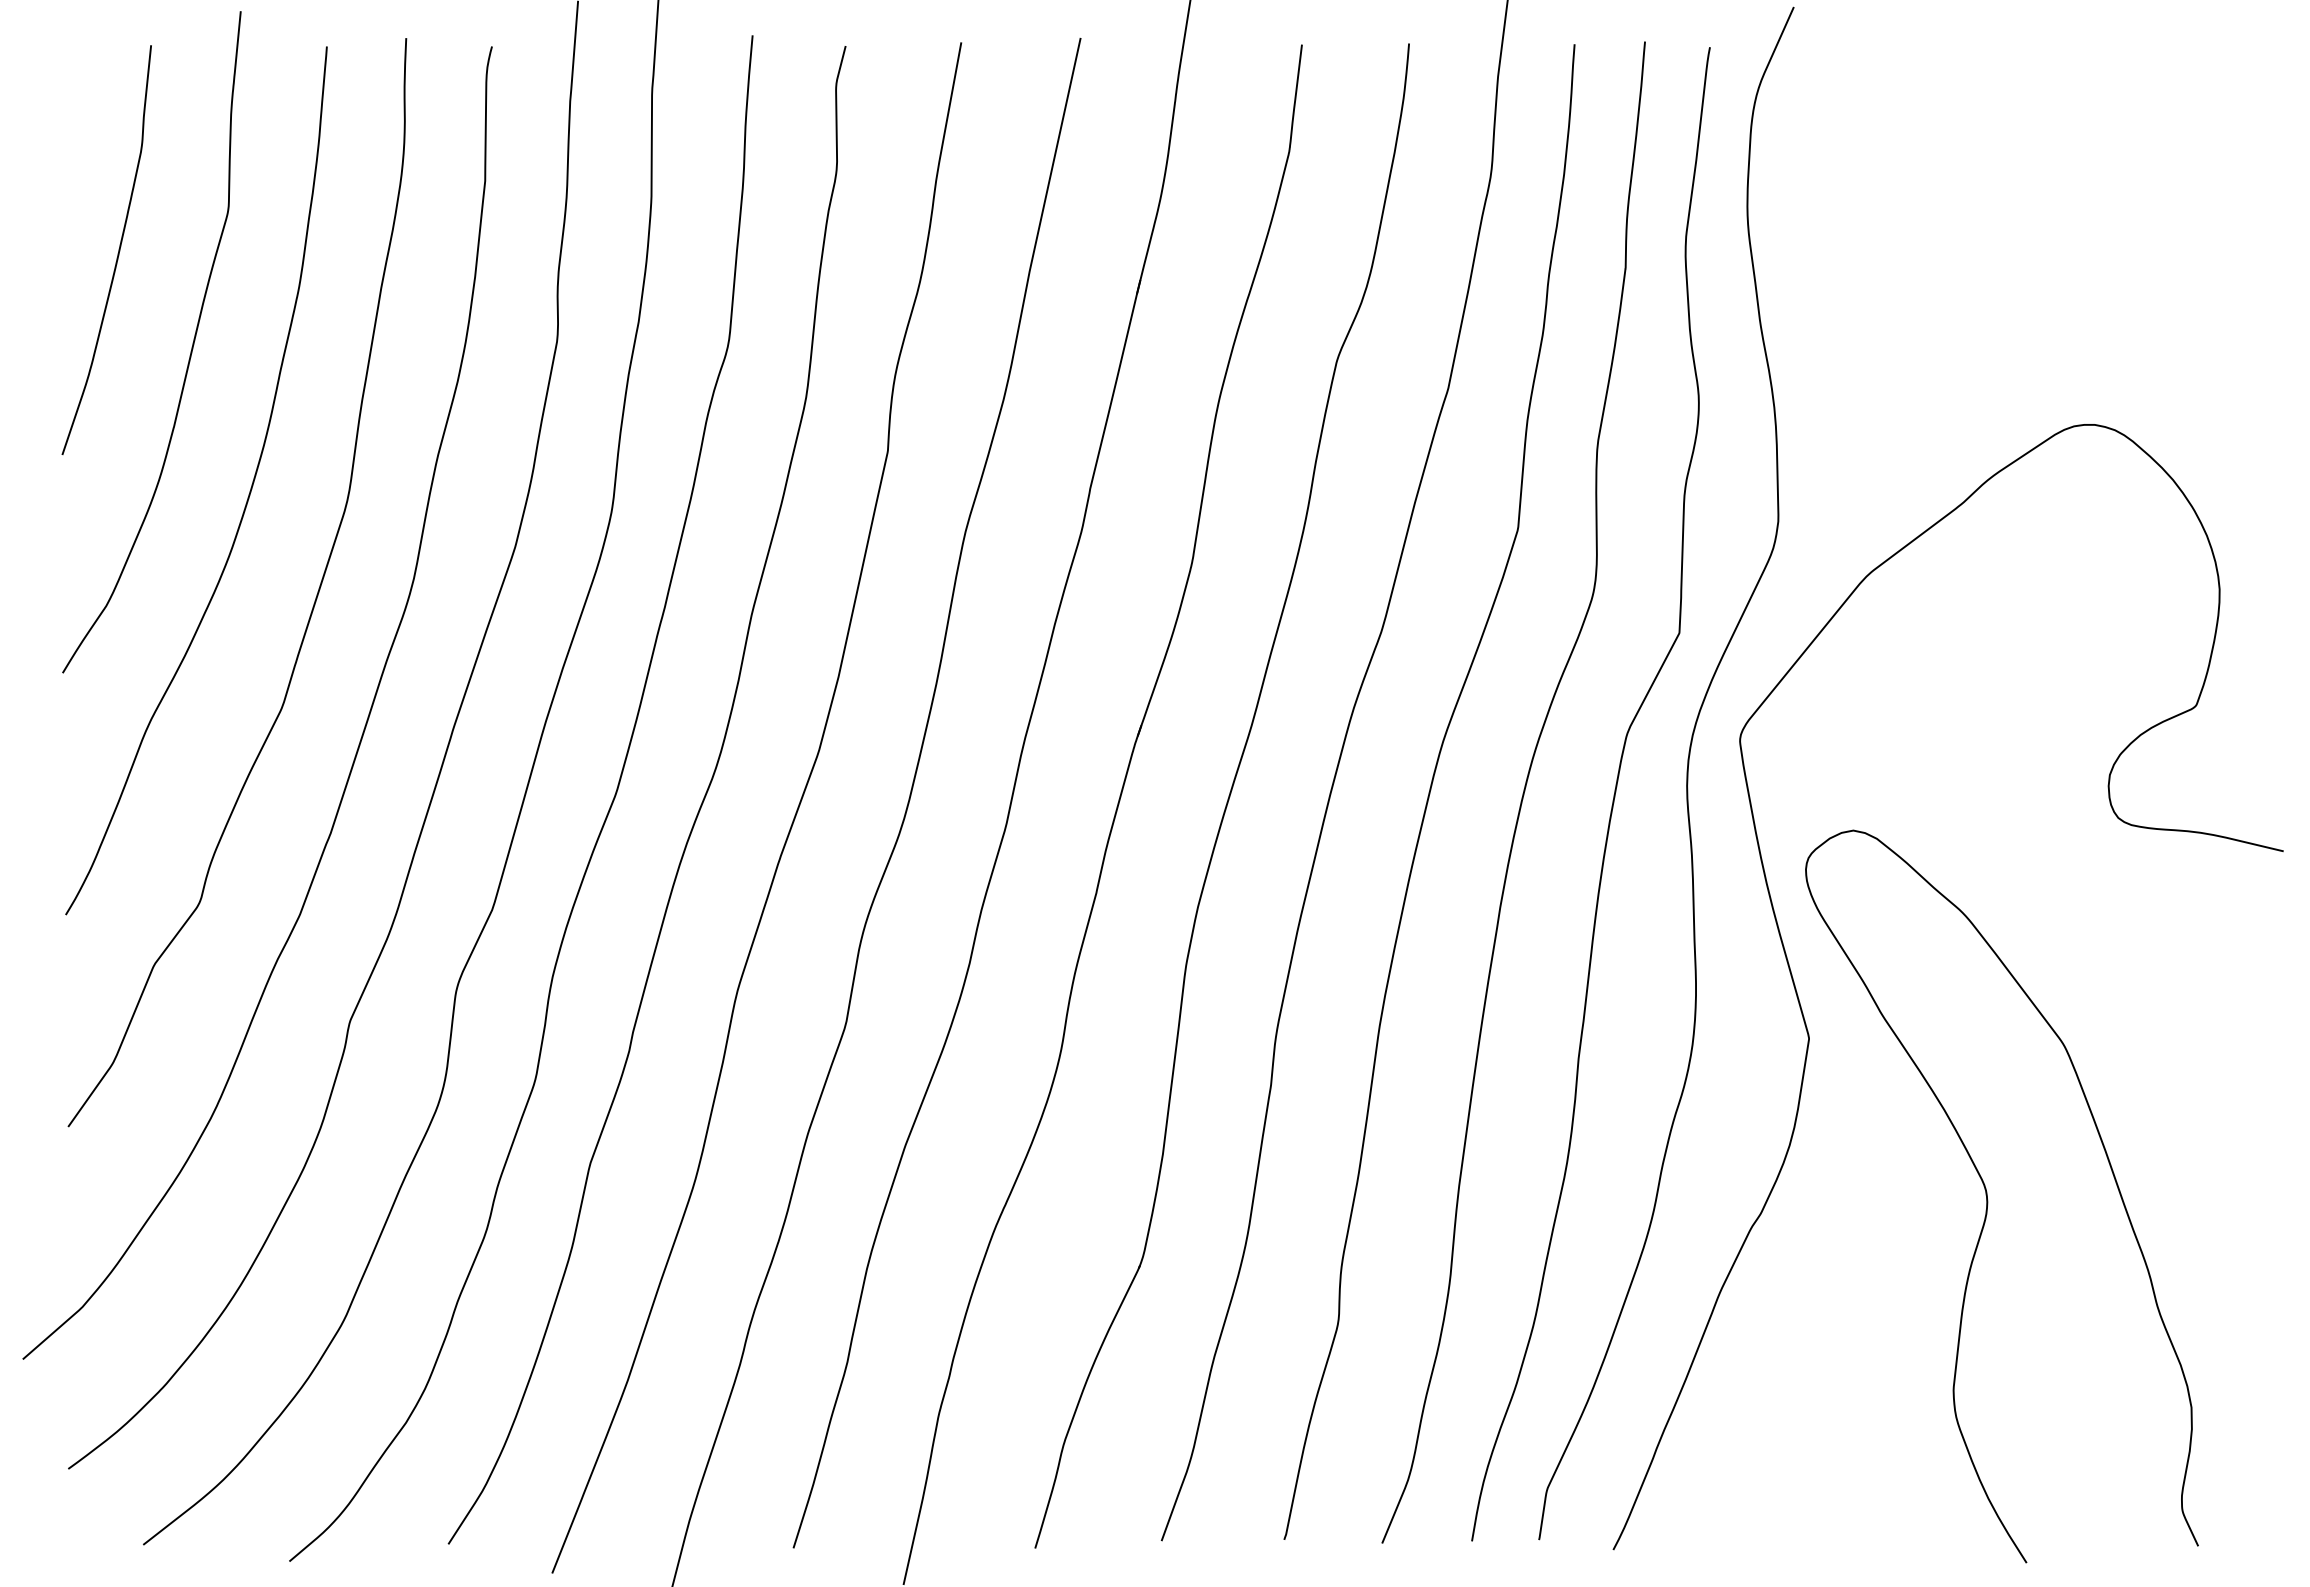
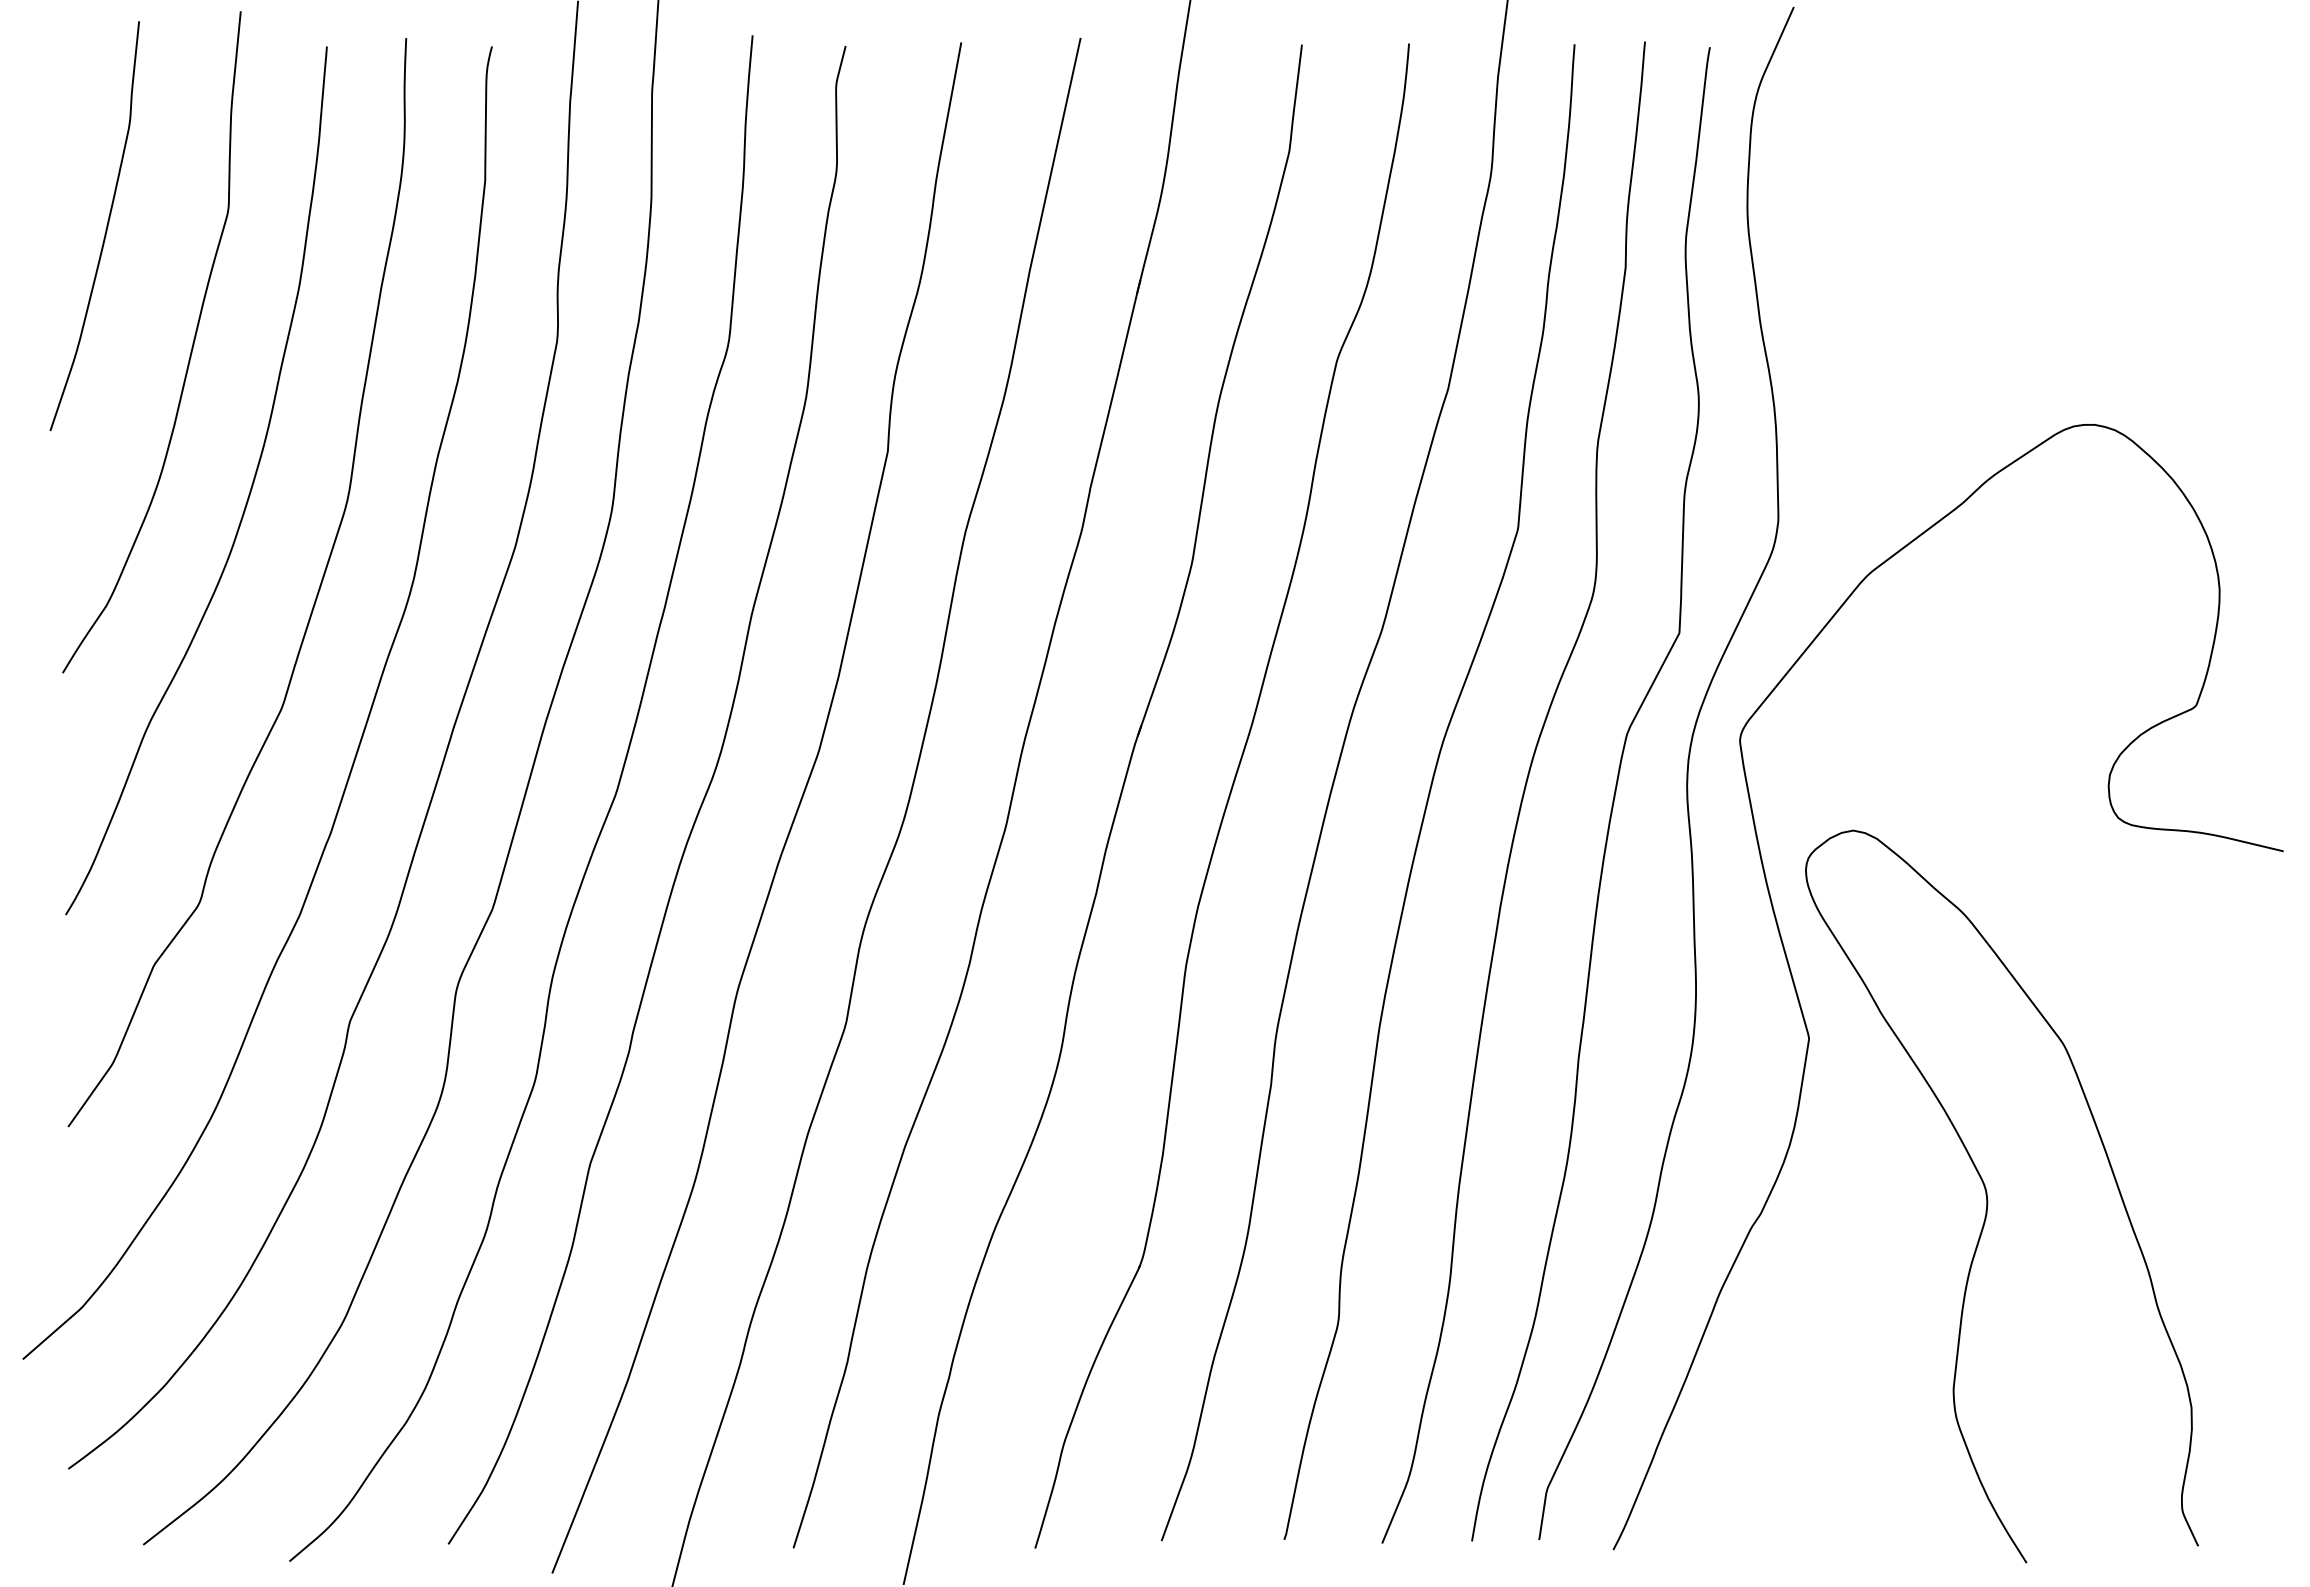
curve position: (117, 253) -> (105, 229) (105, 229)
